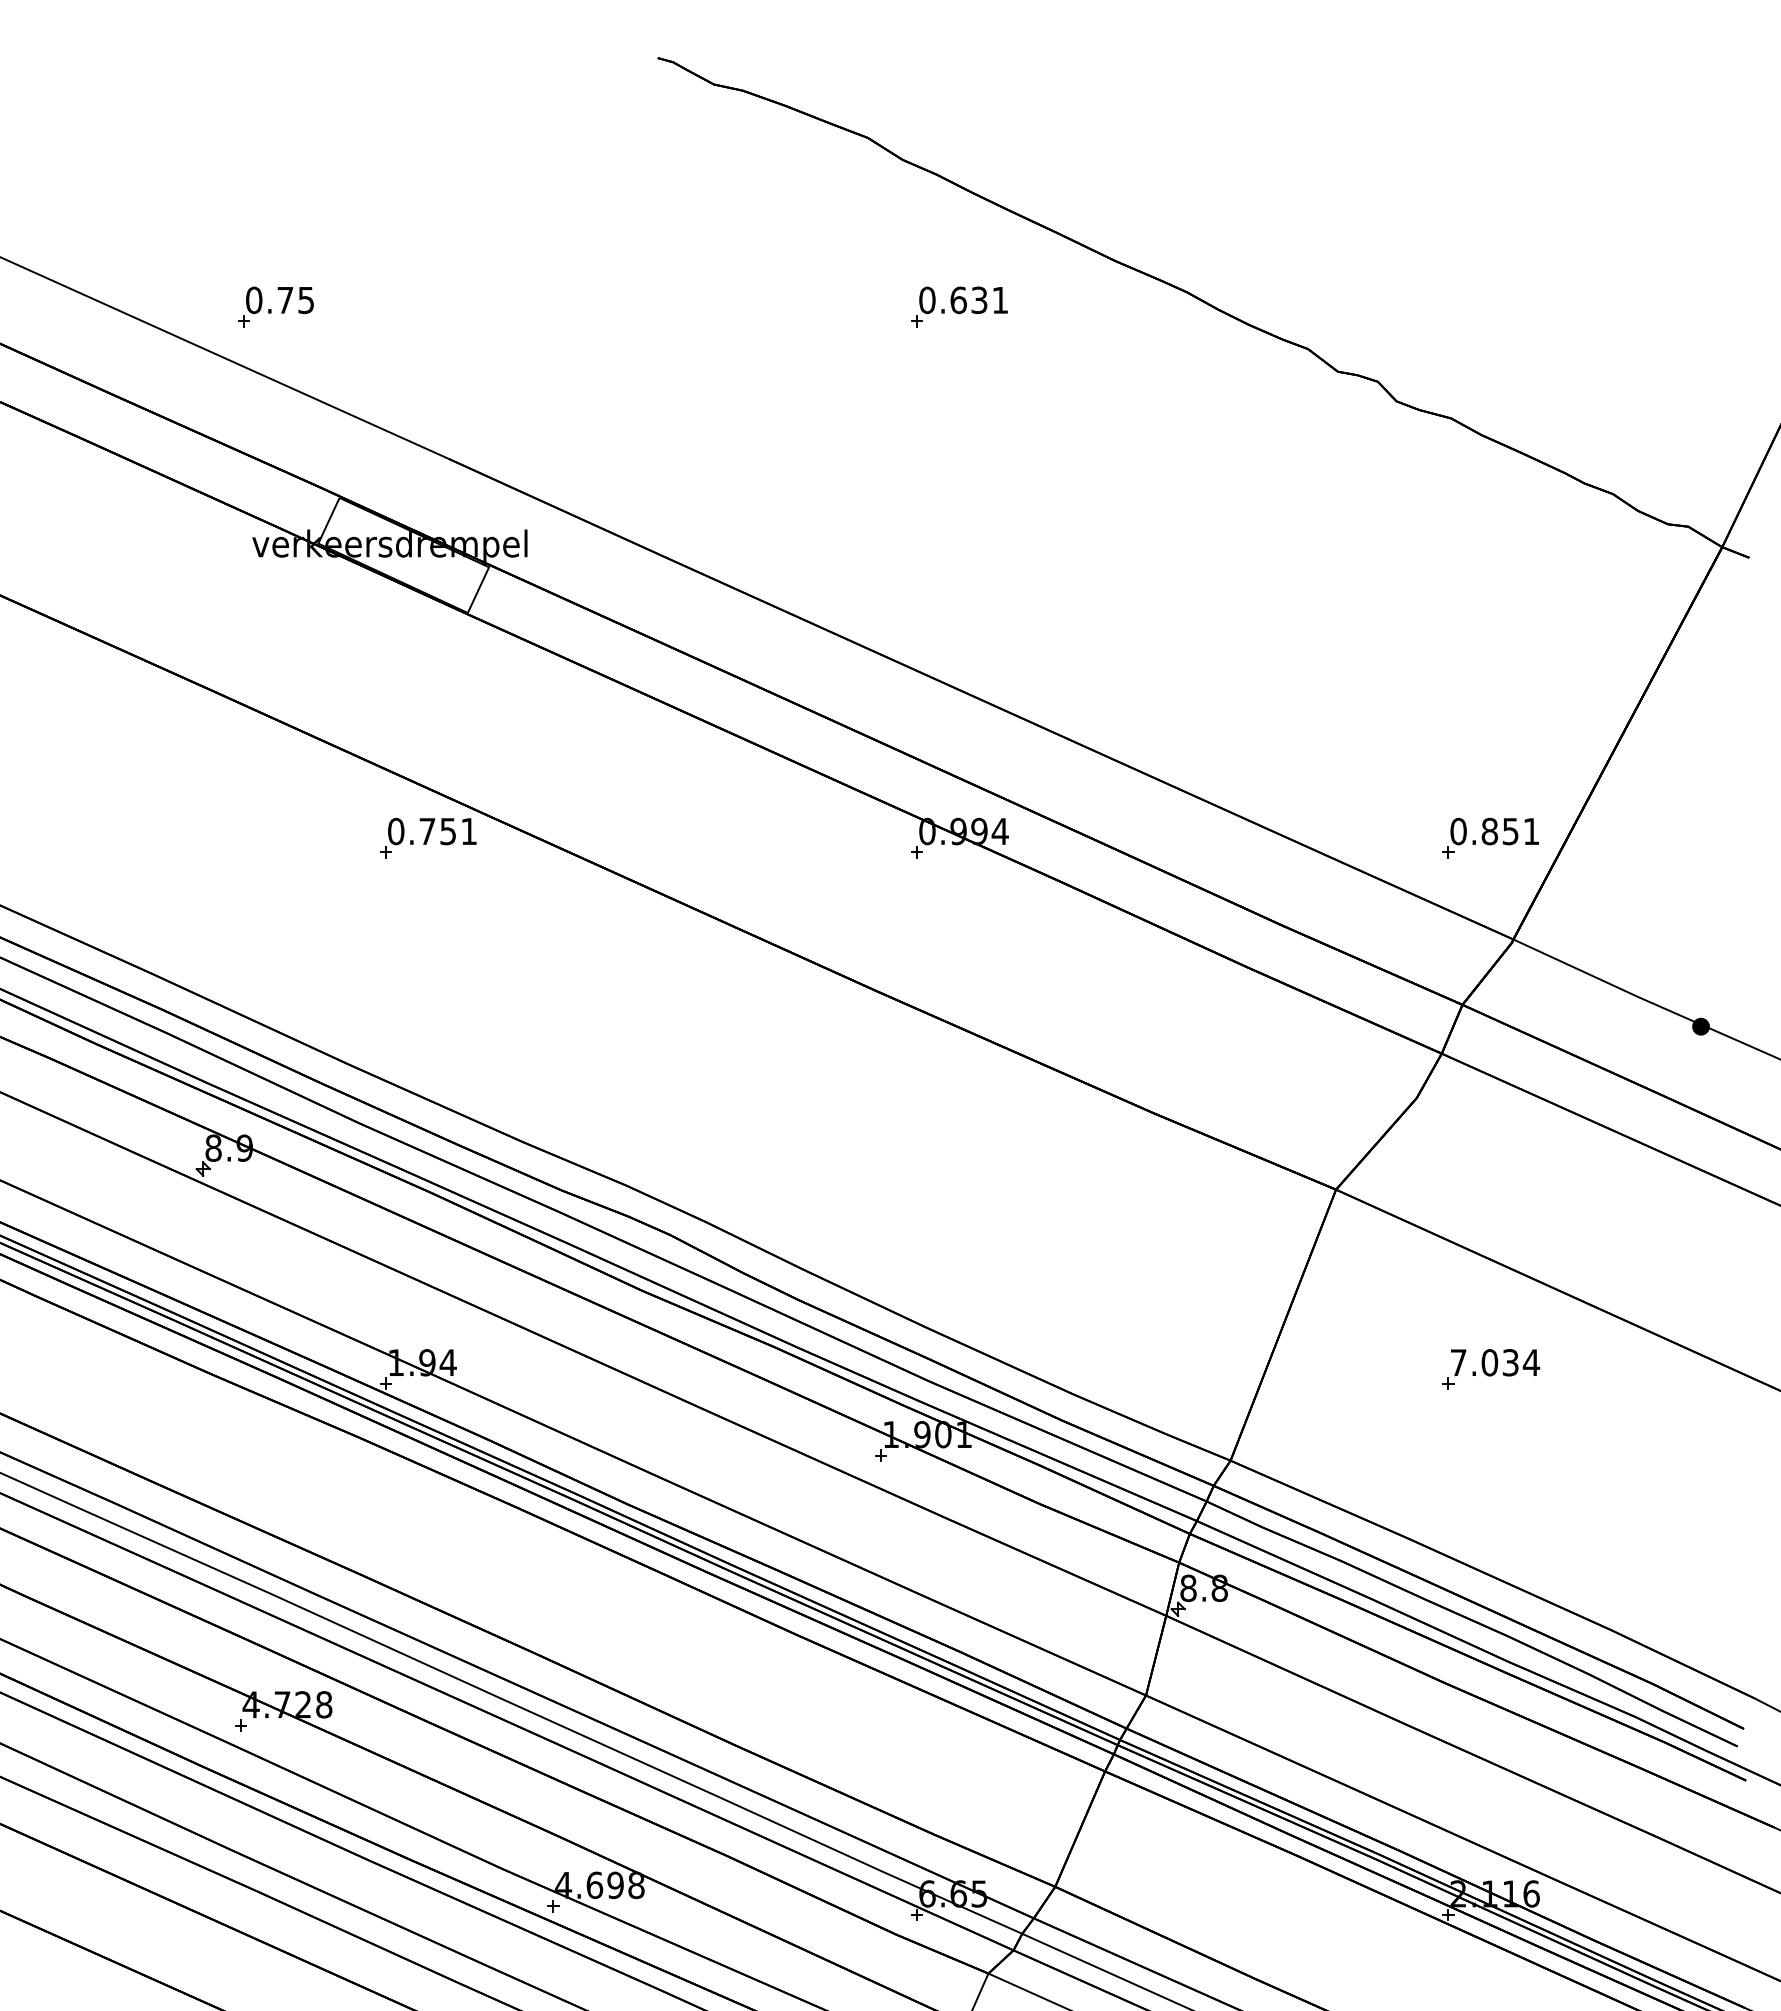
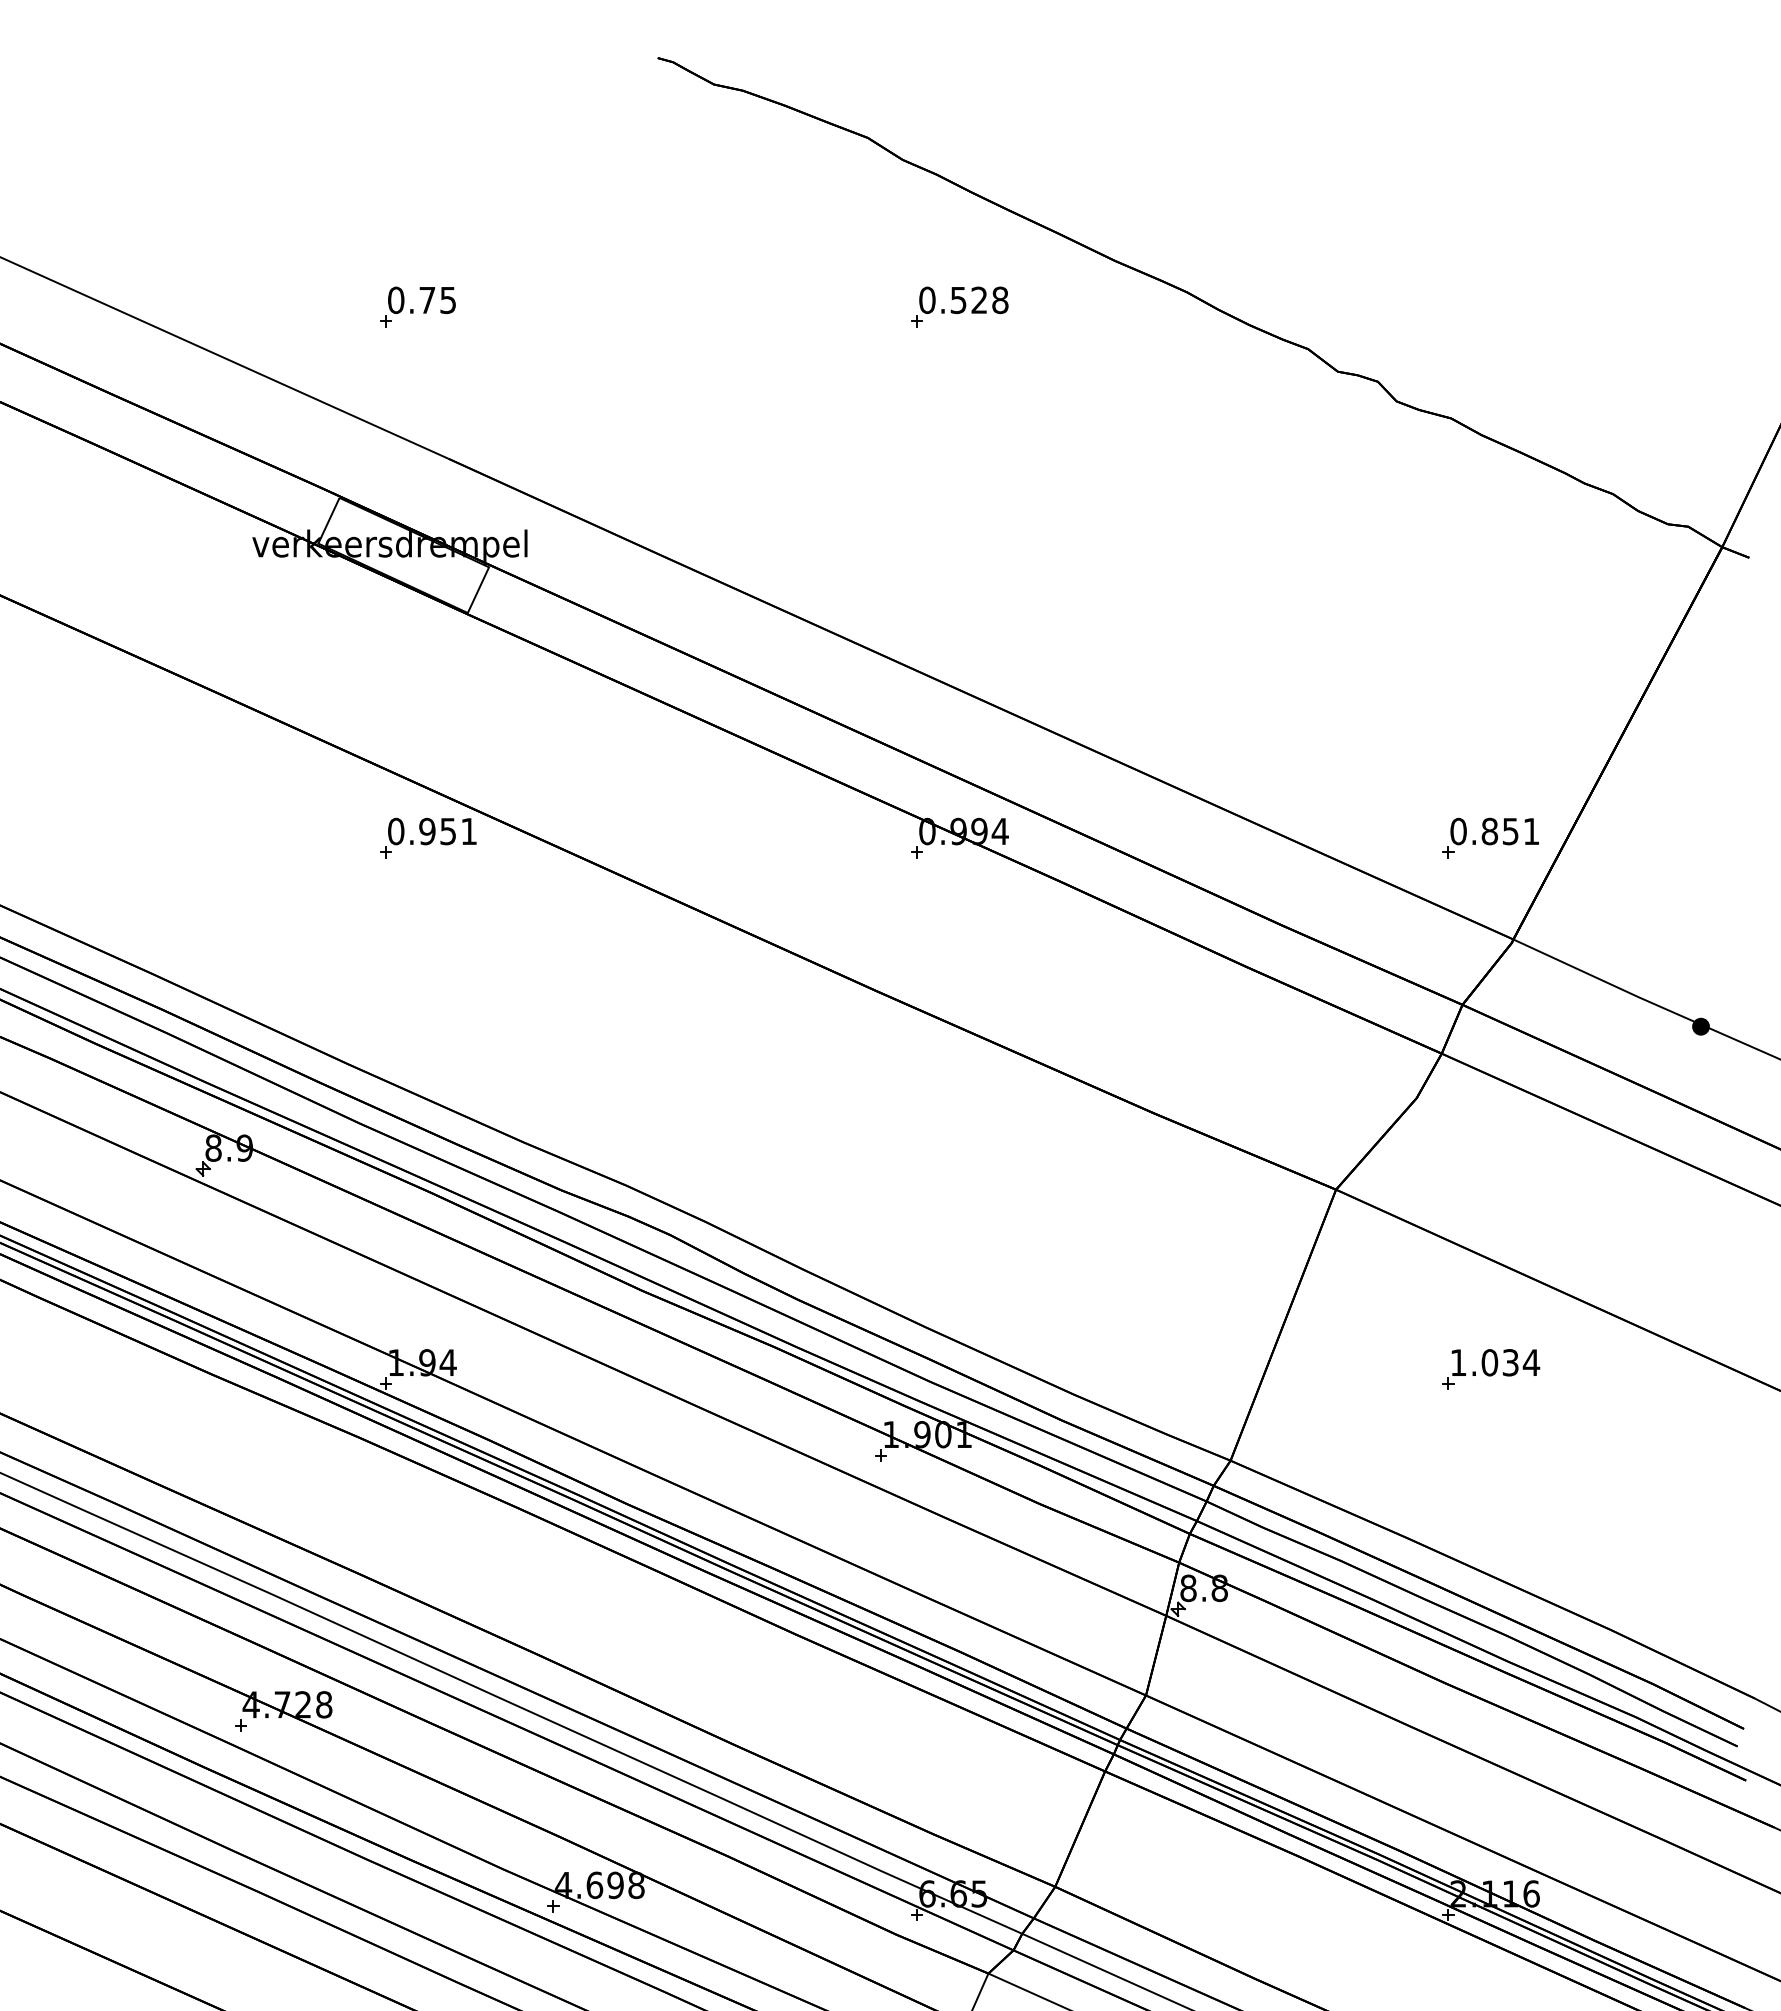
text: 0.631 -> 0.528 (979, 300)
part position: (275, 306) -> (417, 306) (417, 306)
text: 0.751 -> 0.951 (427, 831)
text: 7.034 -> 1.034 (1458, 1362)
